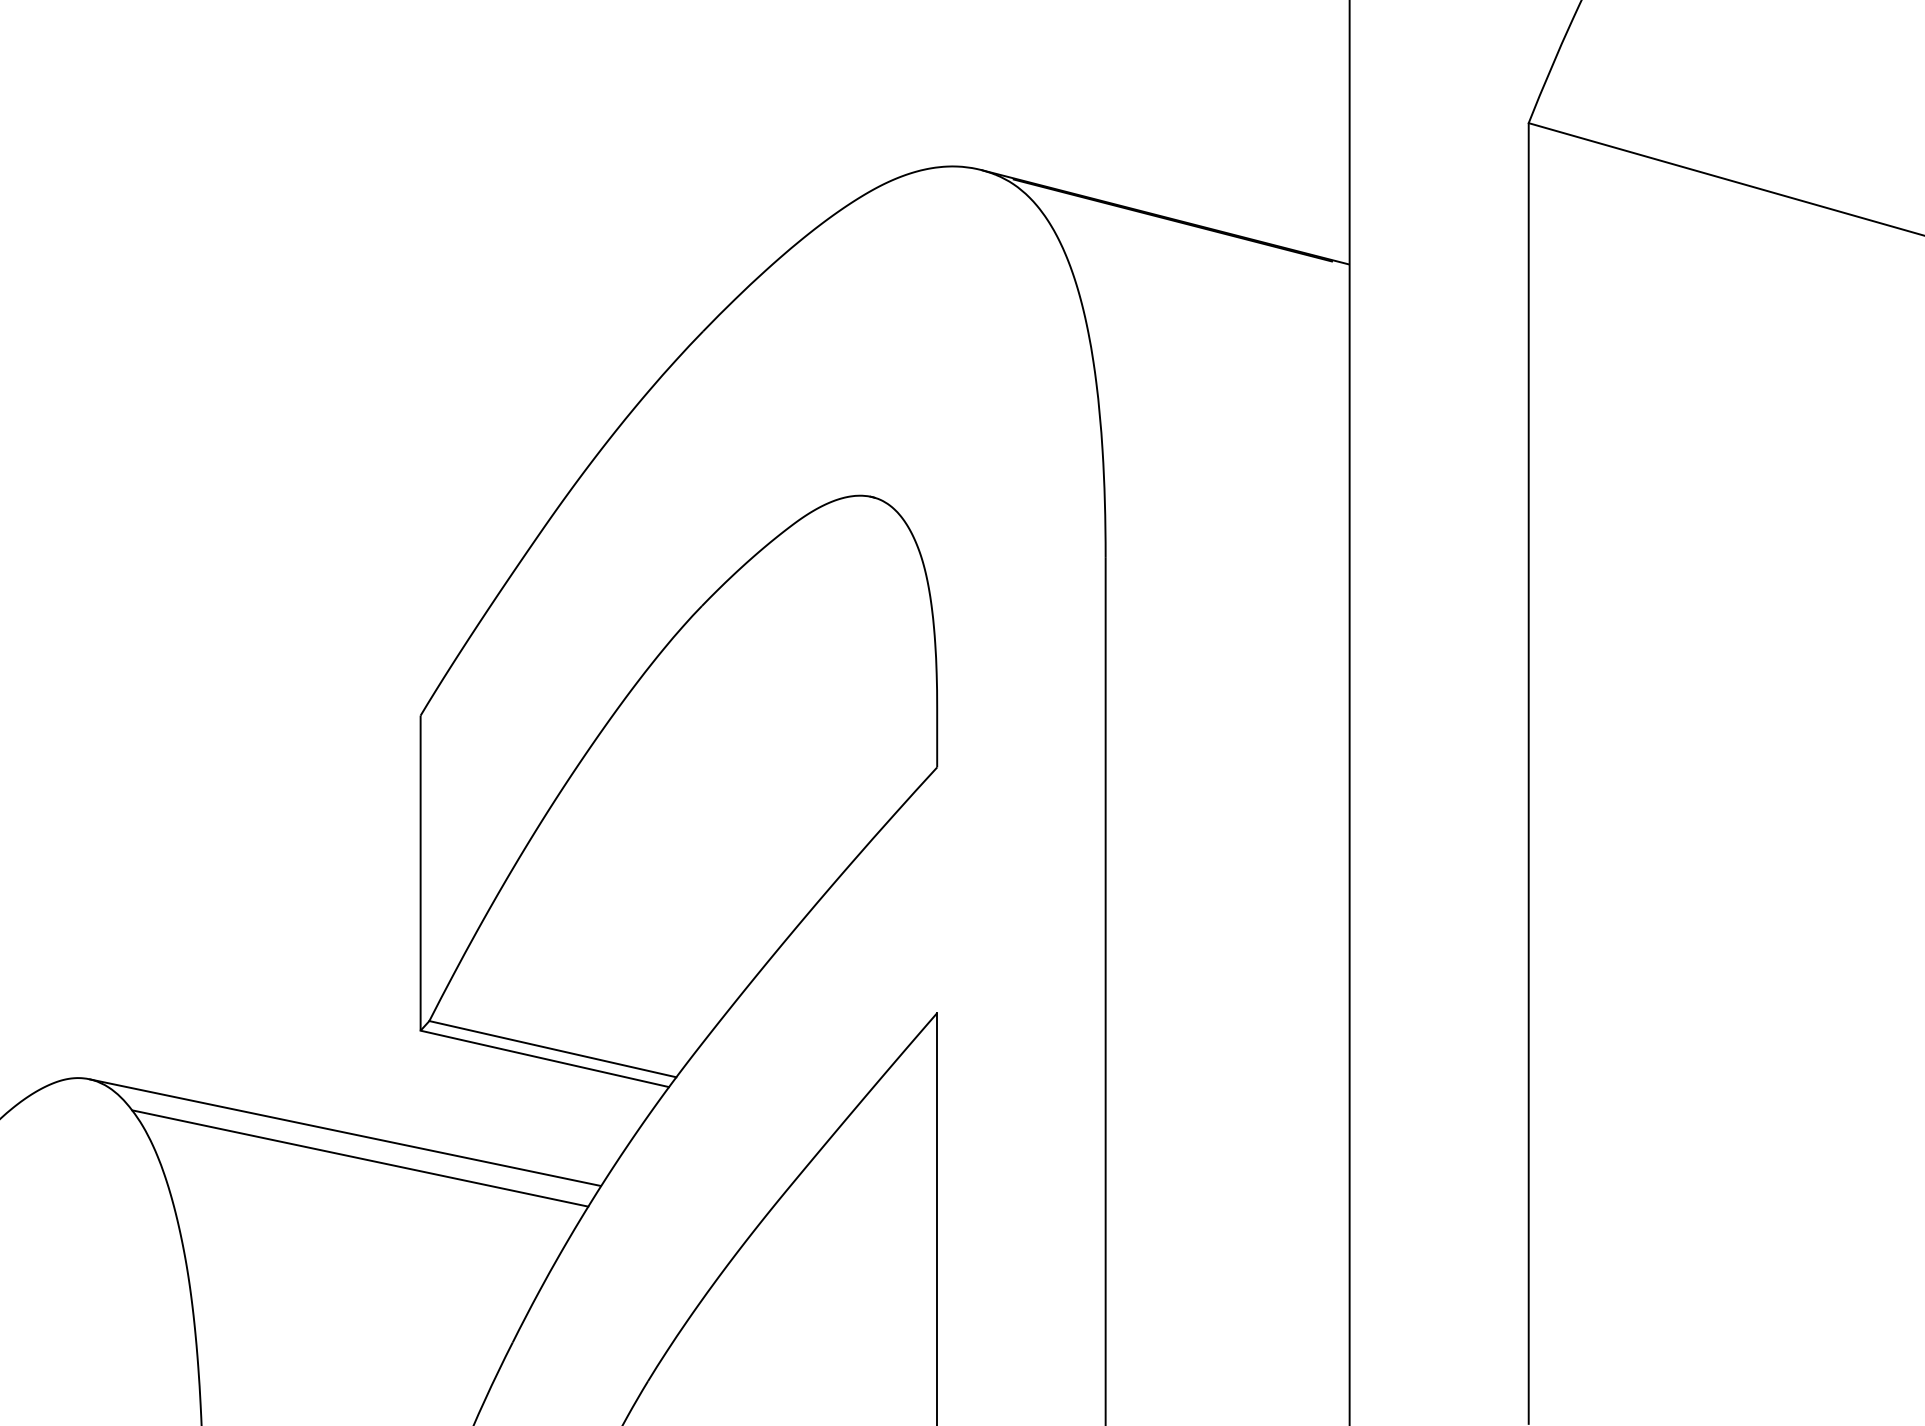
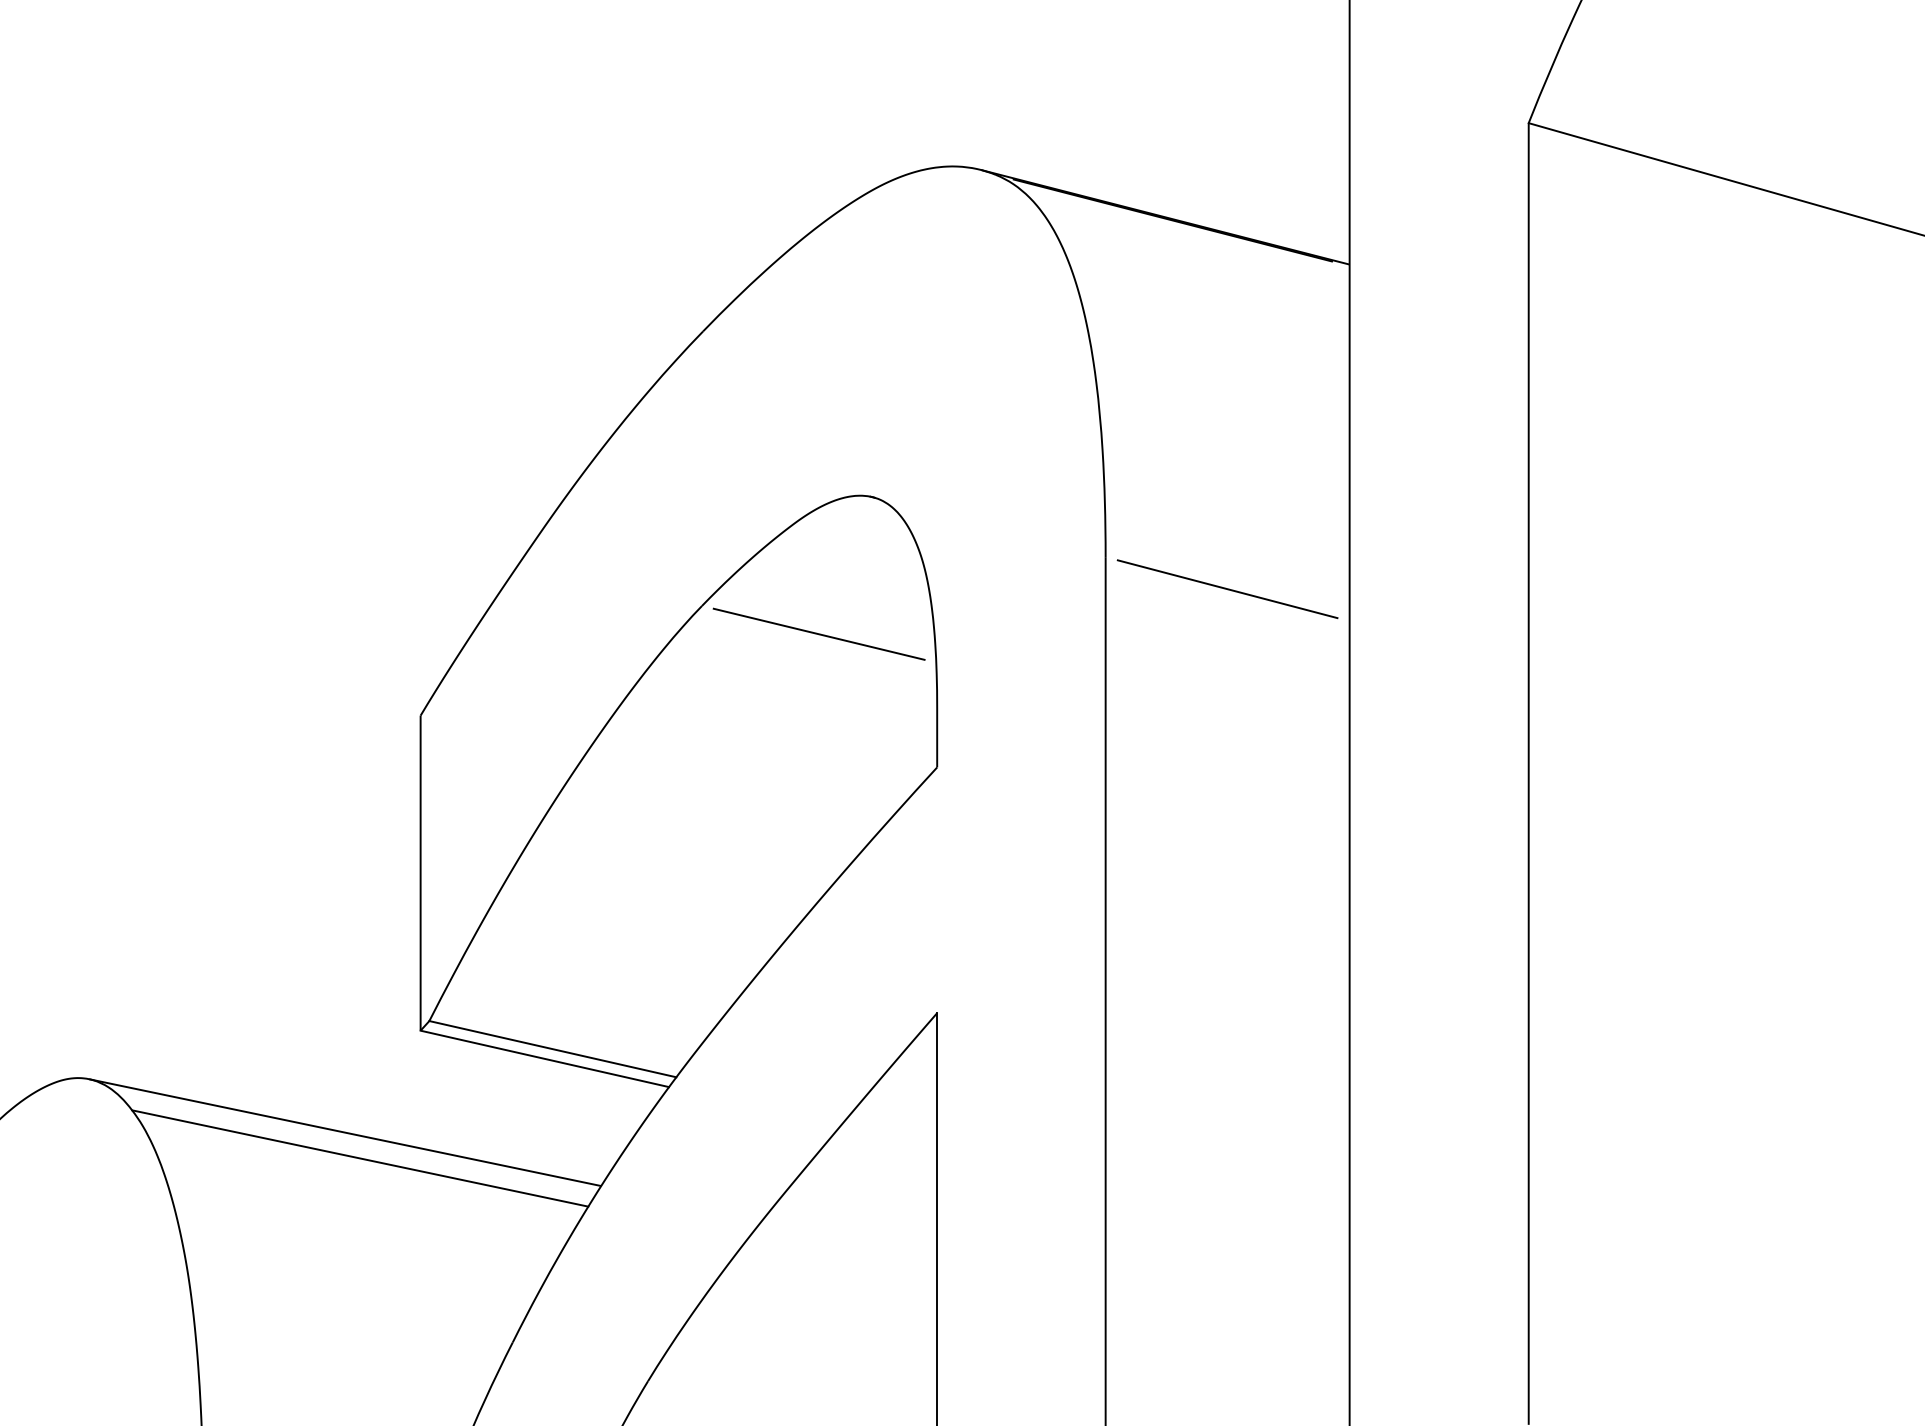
line: none -> present (1227, 588)
line: none -> present (818, 633)
